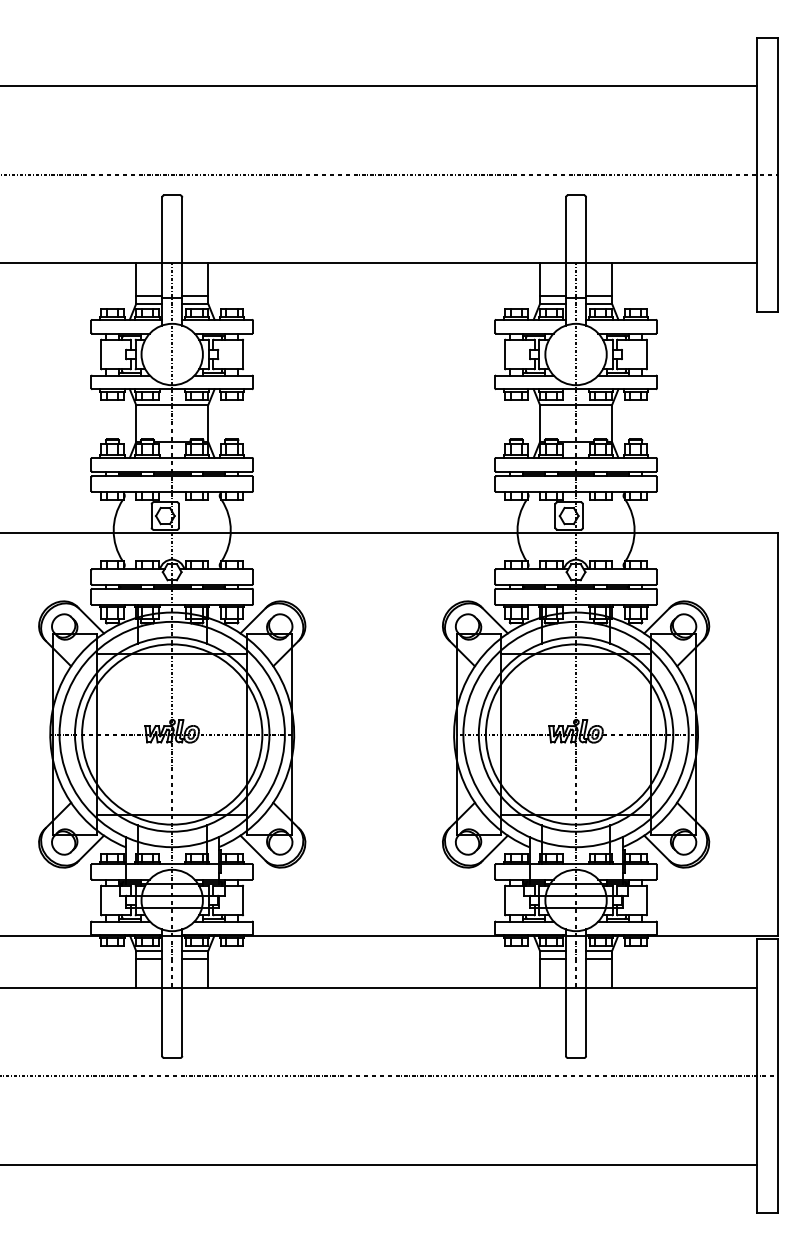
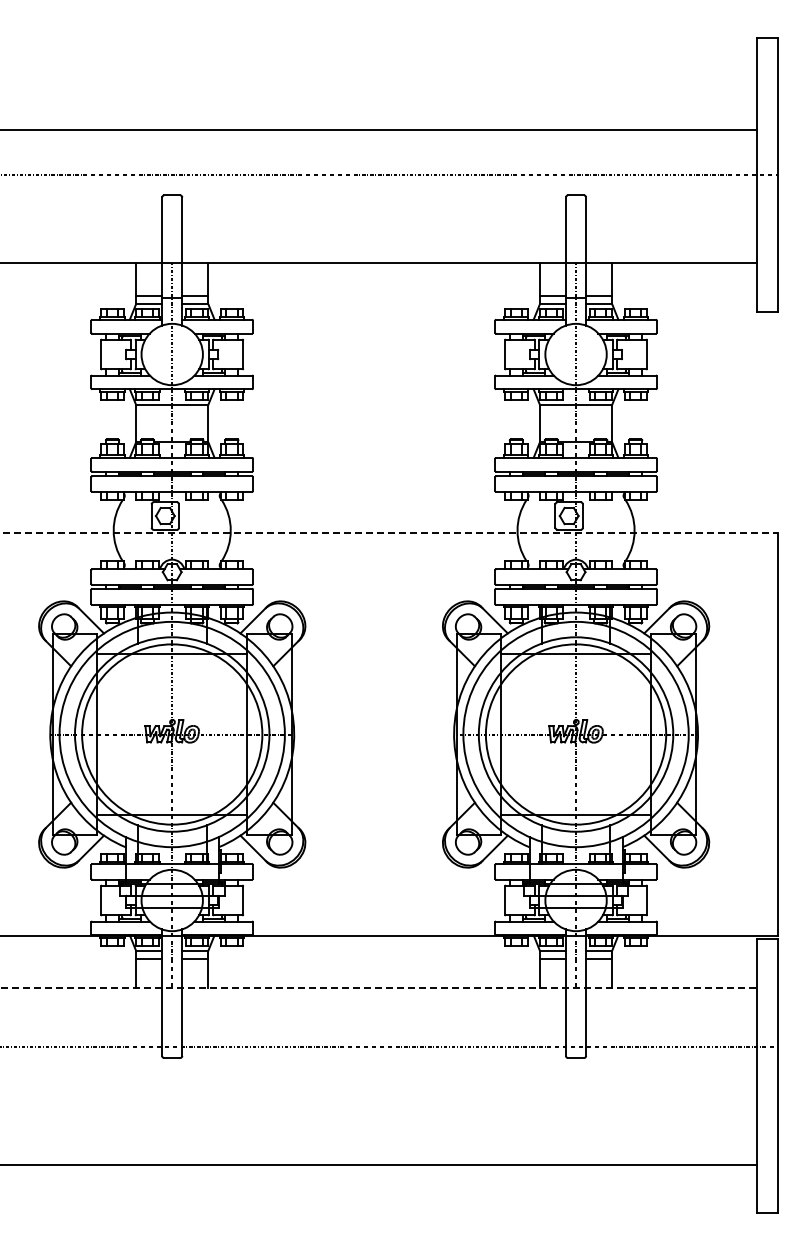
line position: (379, 86) -> (379, 130) (379, 130)
line: solid -> dashed (389, 532)
line: solid -> dashed (379, 987)
line position: (389, 1076) -> (389, 1047) (389, 1047)
